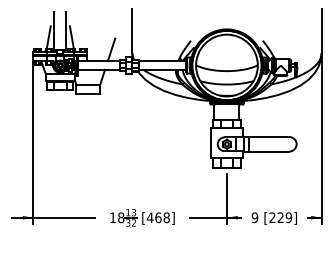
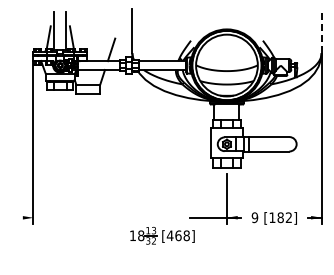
line: solid -> dashed (321, 30)
line: present -> none (53, 217)
part position: (142, 217) -> (162, 235) (162, 235)
text: [229] -> [182] (280, 217)
